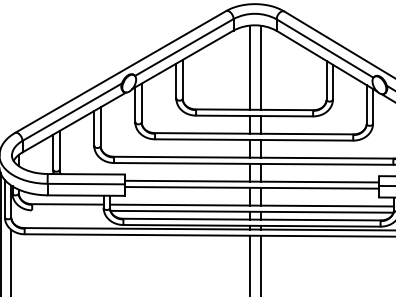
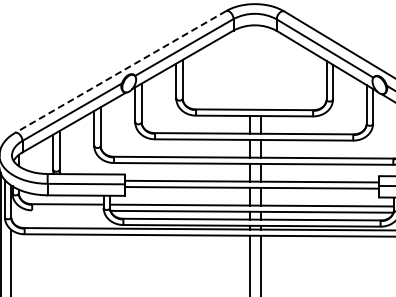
line: present -> none (250, 67)
line: present -> none (260, 67)
line: solid -> dashed (120, 72)
